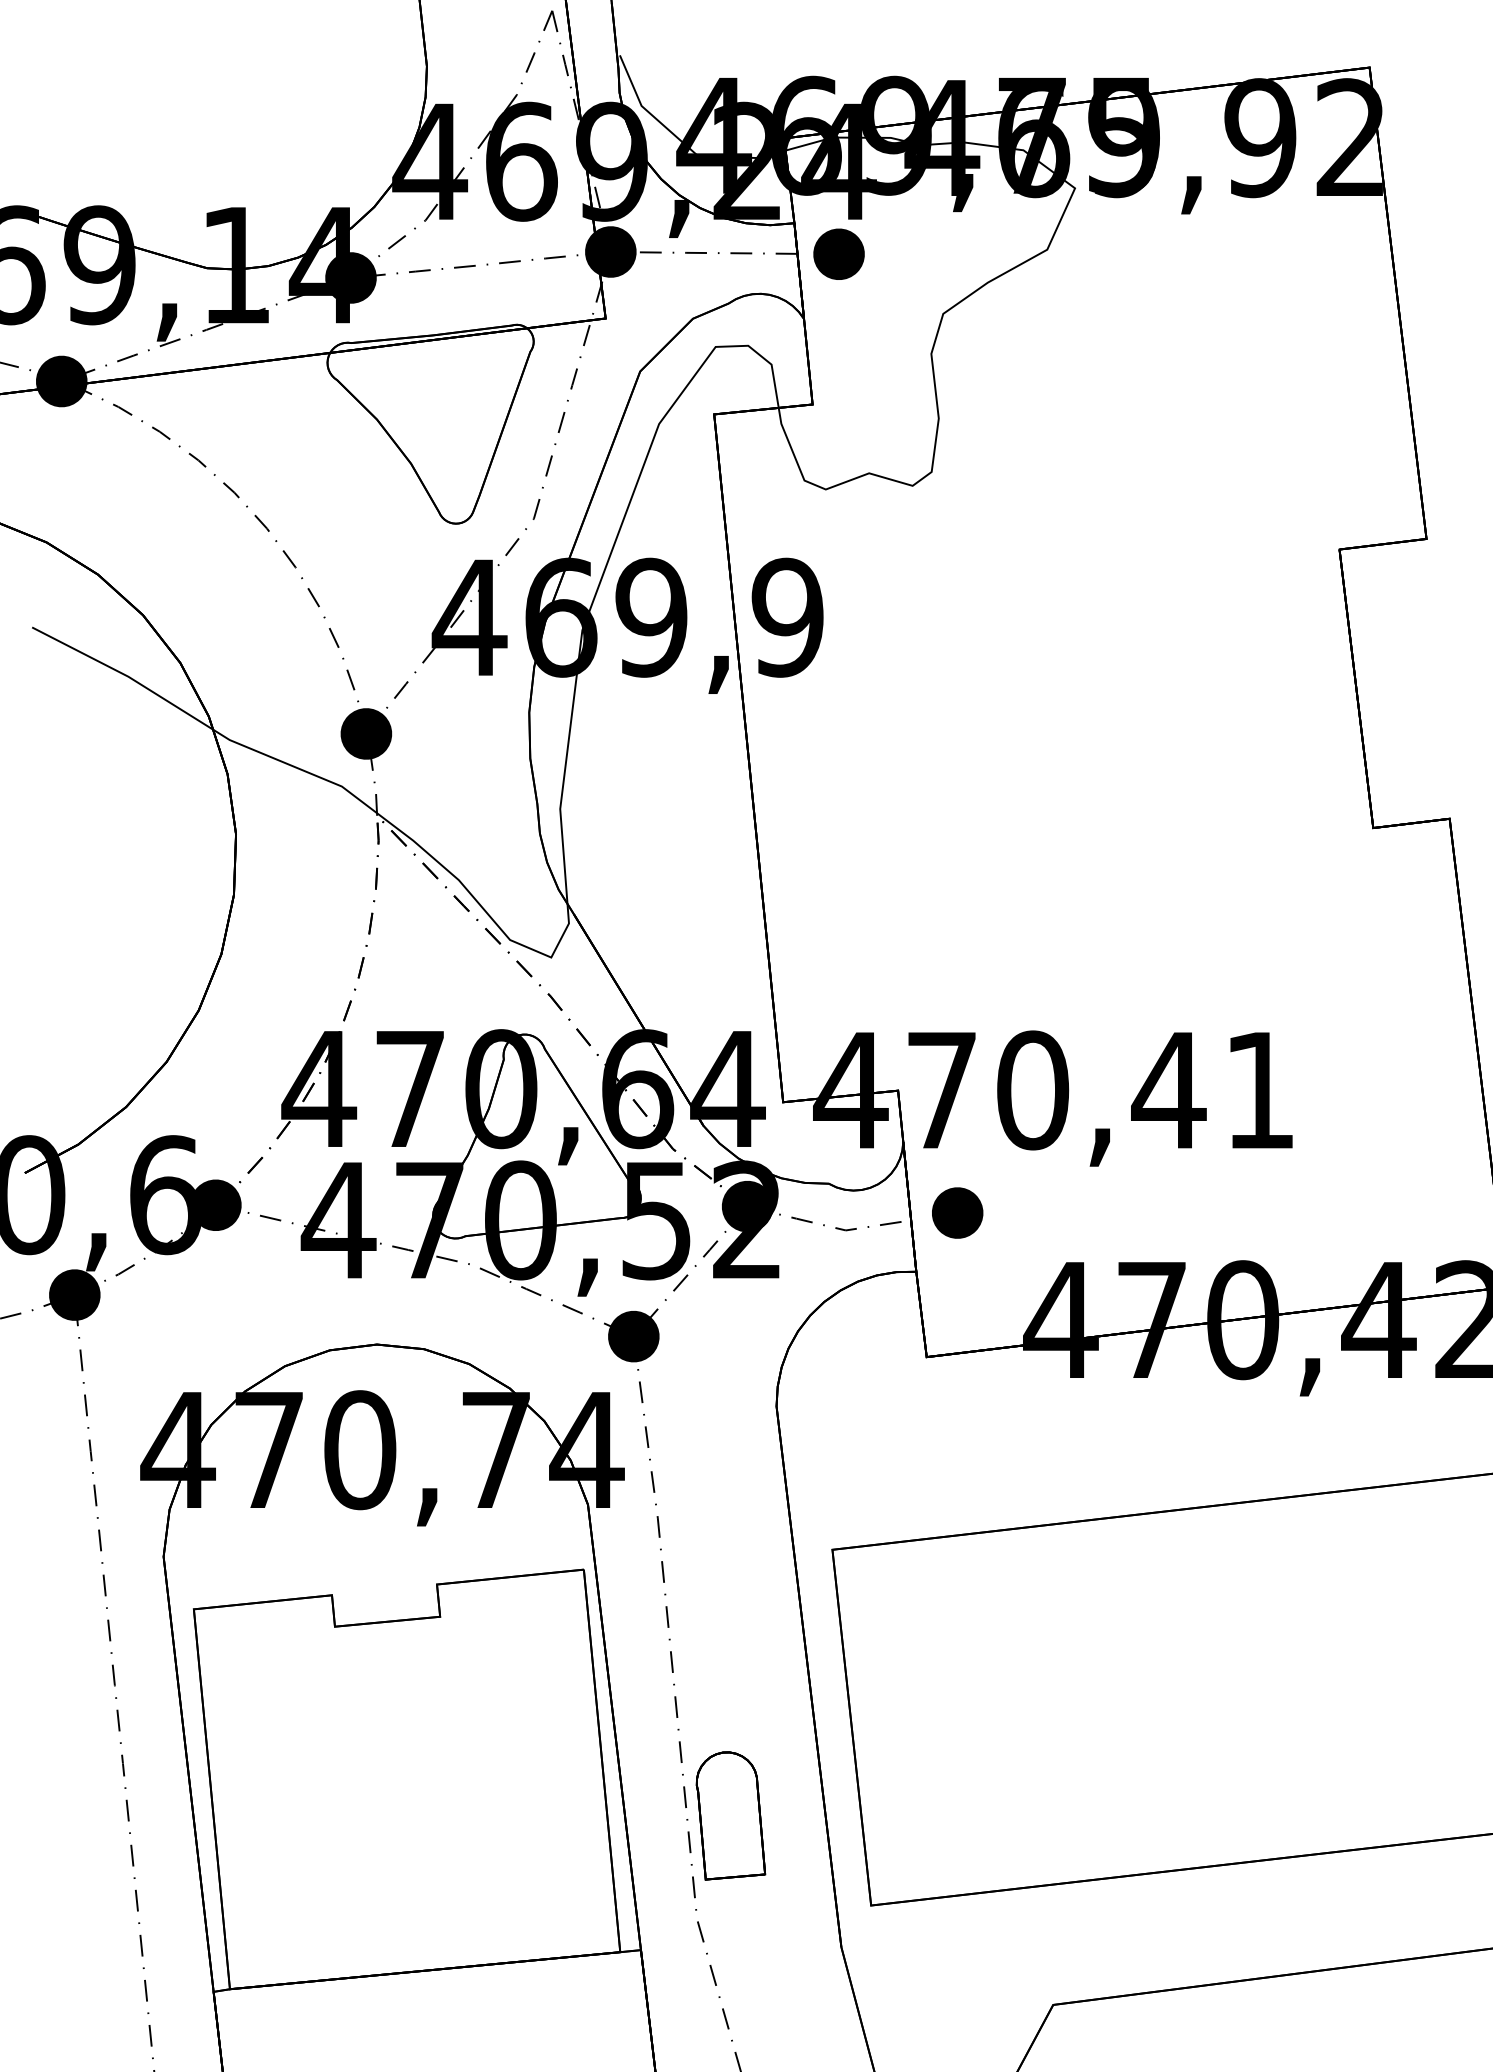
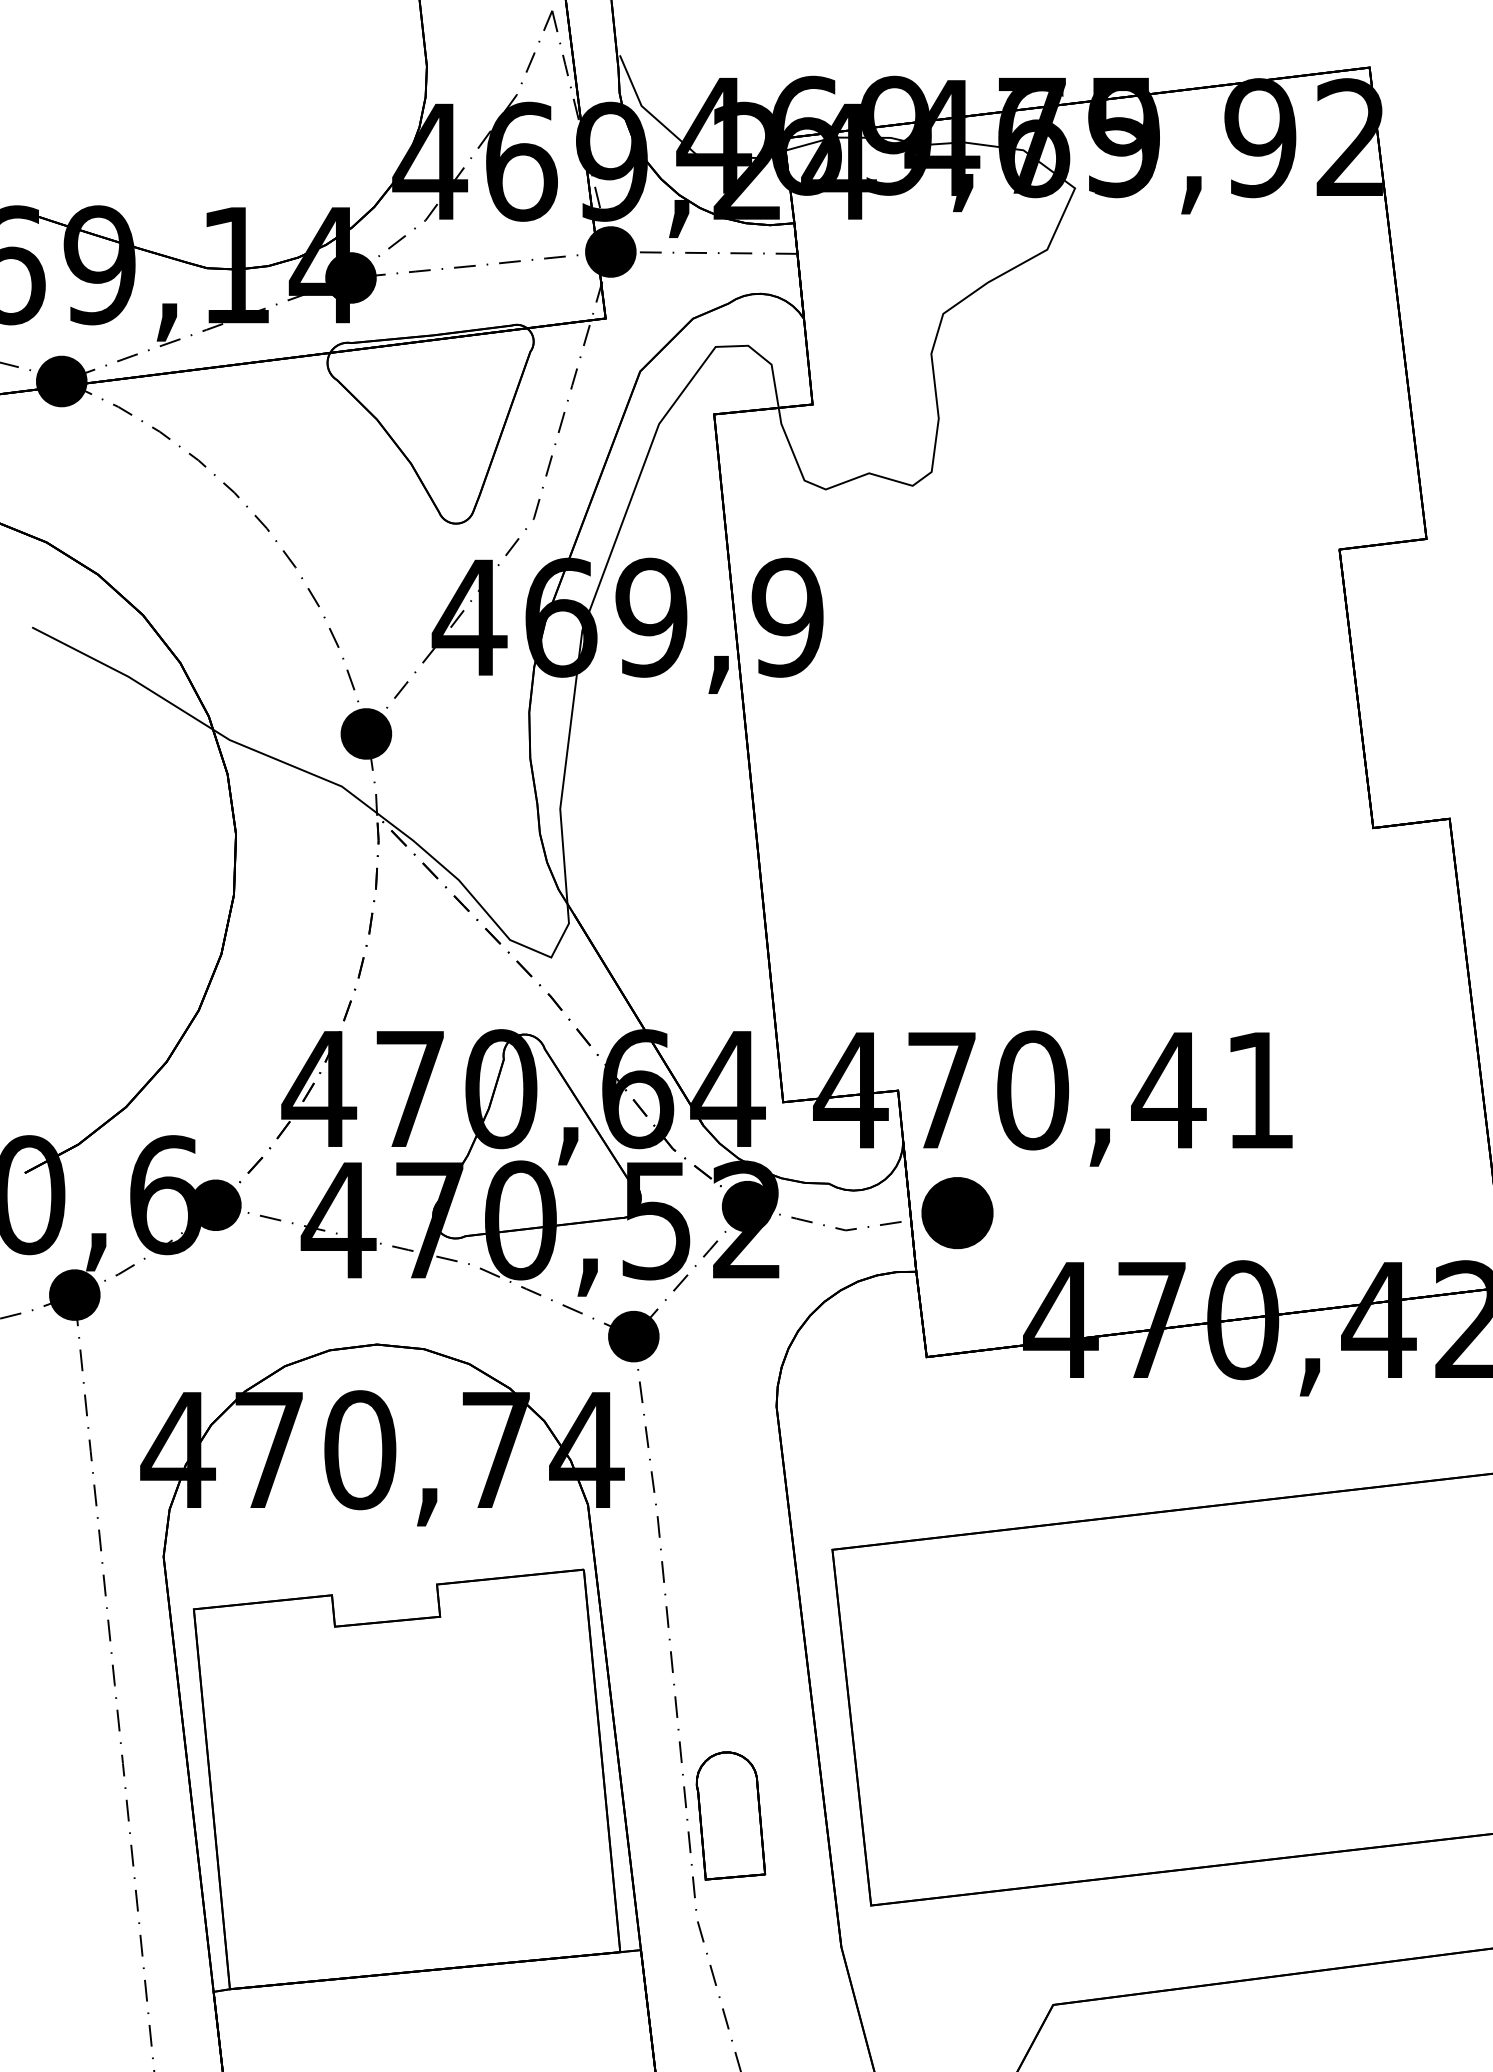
part: present -> none (838, 253)
part size: 52x52 px -> 73x73 px (957, 1213)
